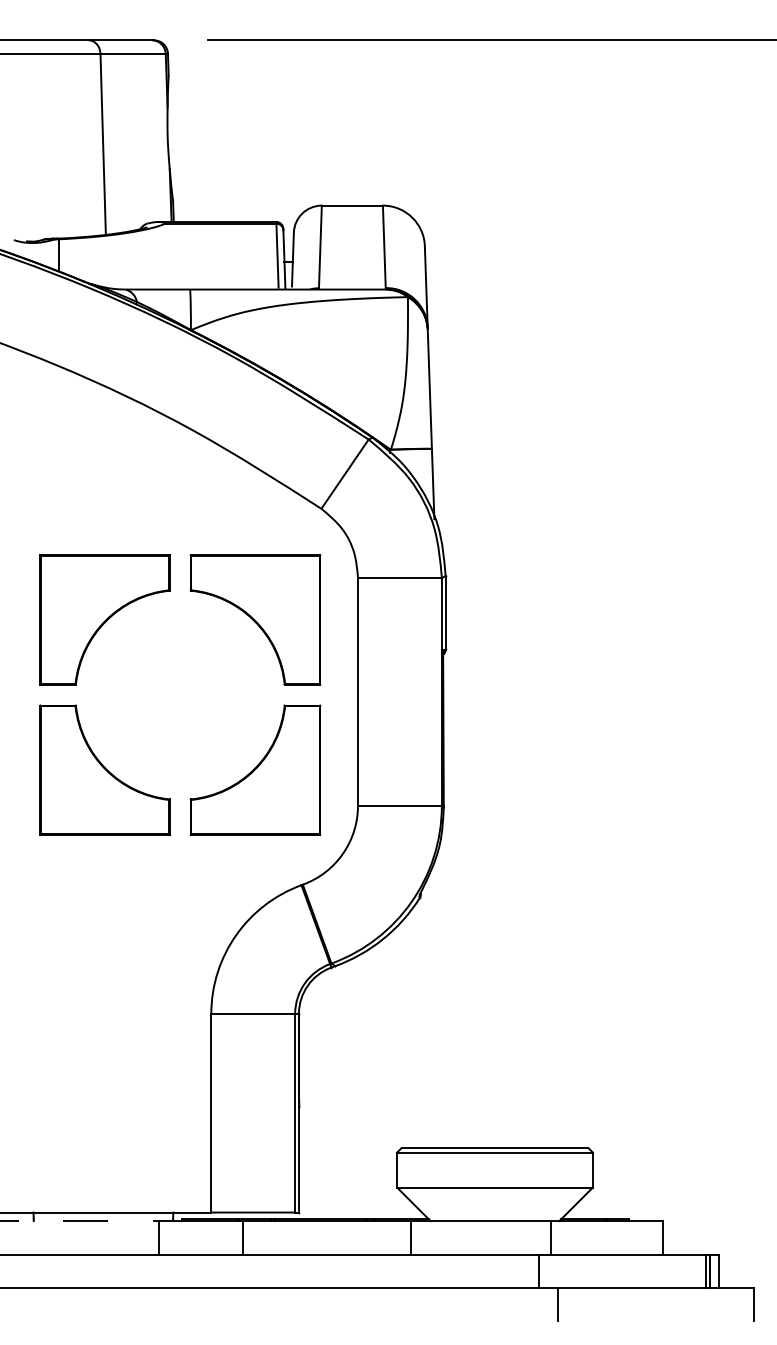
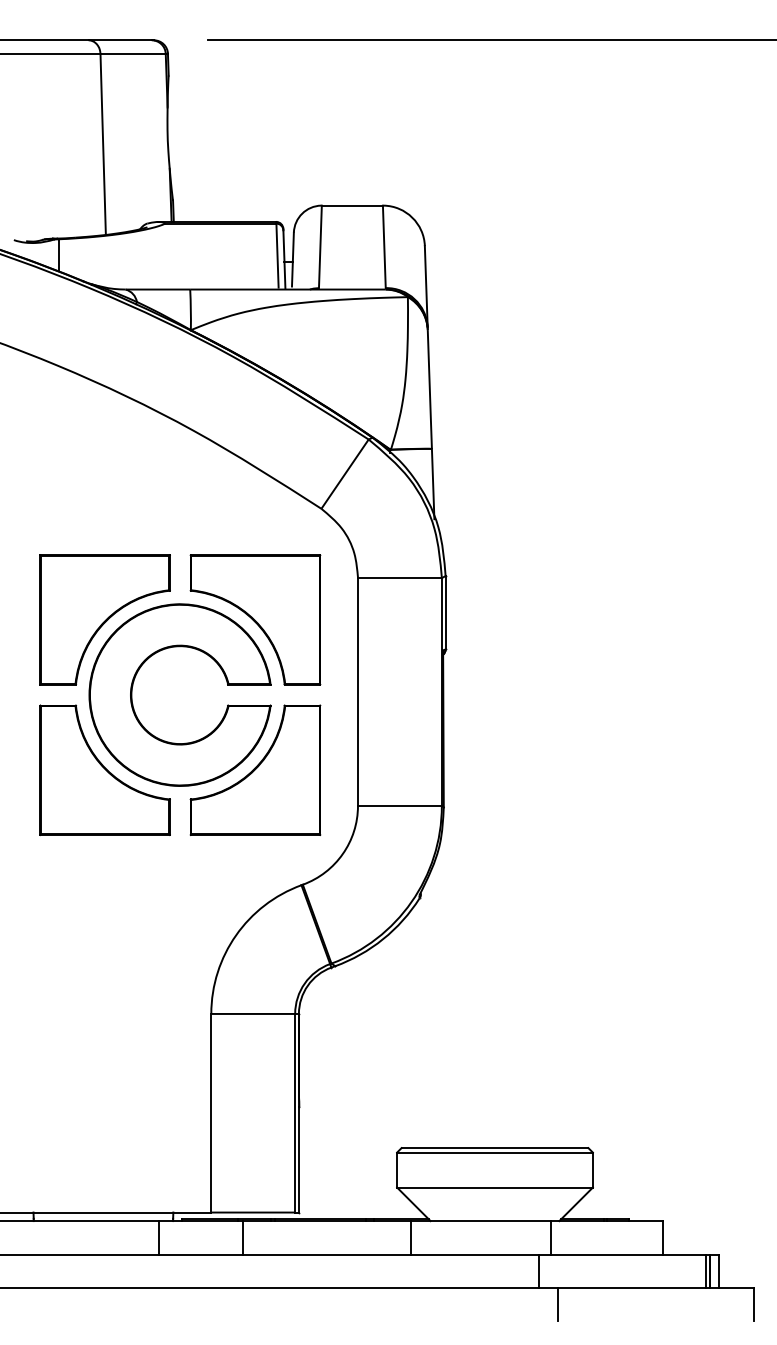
part: none -> present (141, 667)
line: dashed -> solid (80, 1221)
